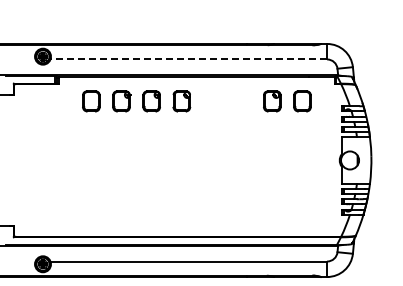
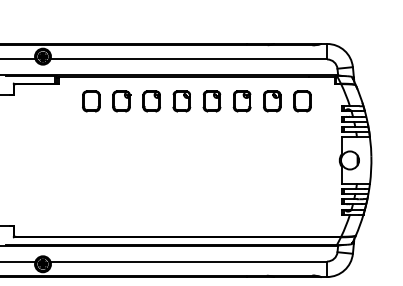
line: none -> present (18, 59)
line: dashed -> solid (188, 59)
part: none -> present (211, 101)
part: none -> present (241, 101)
line: none -> present (18, 261)
